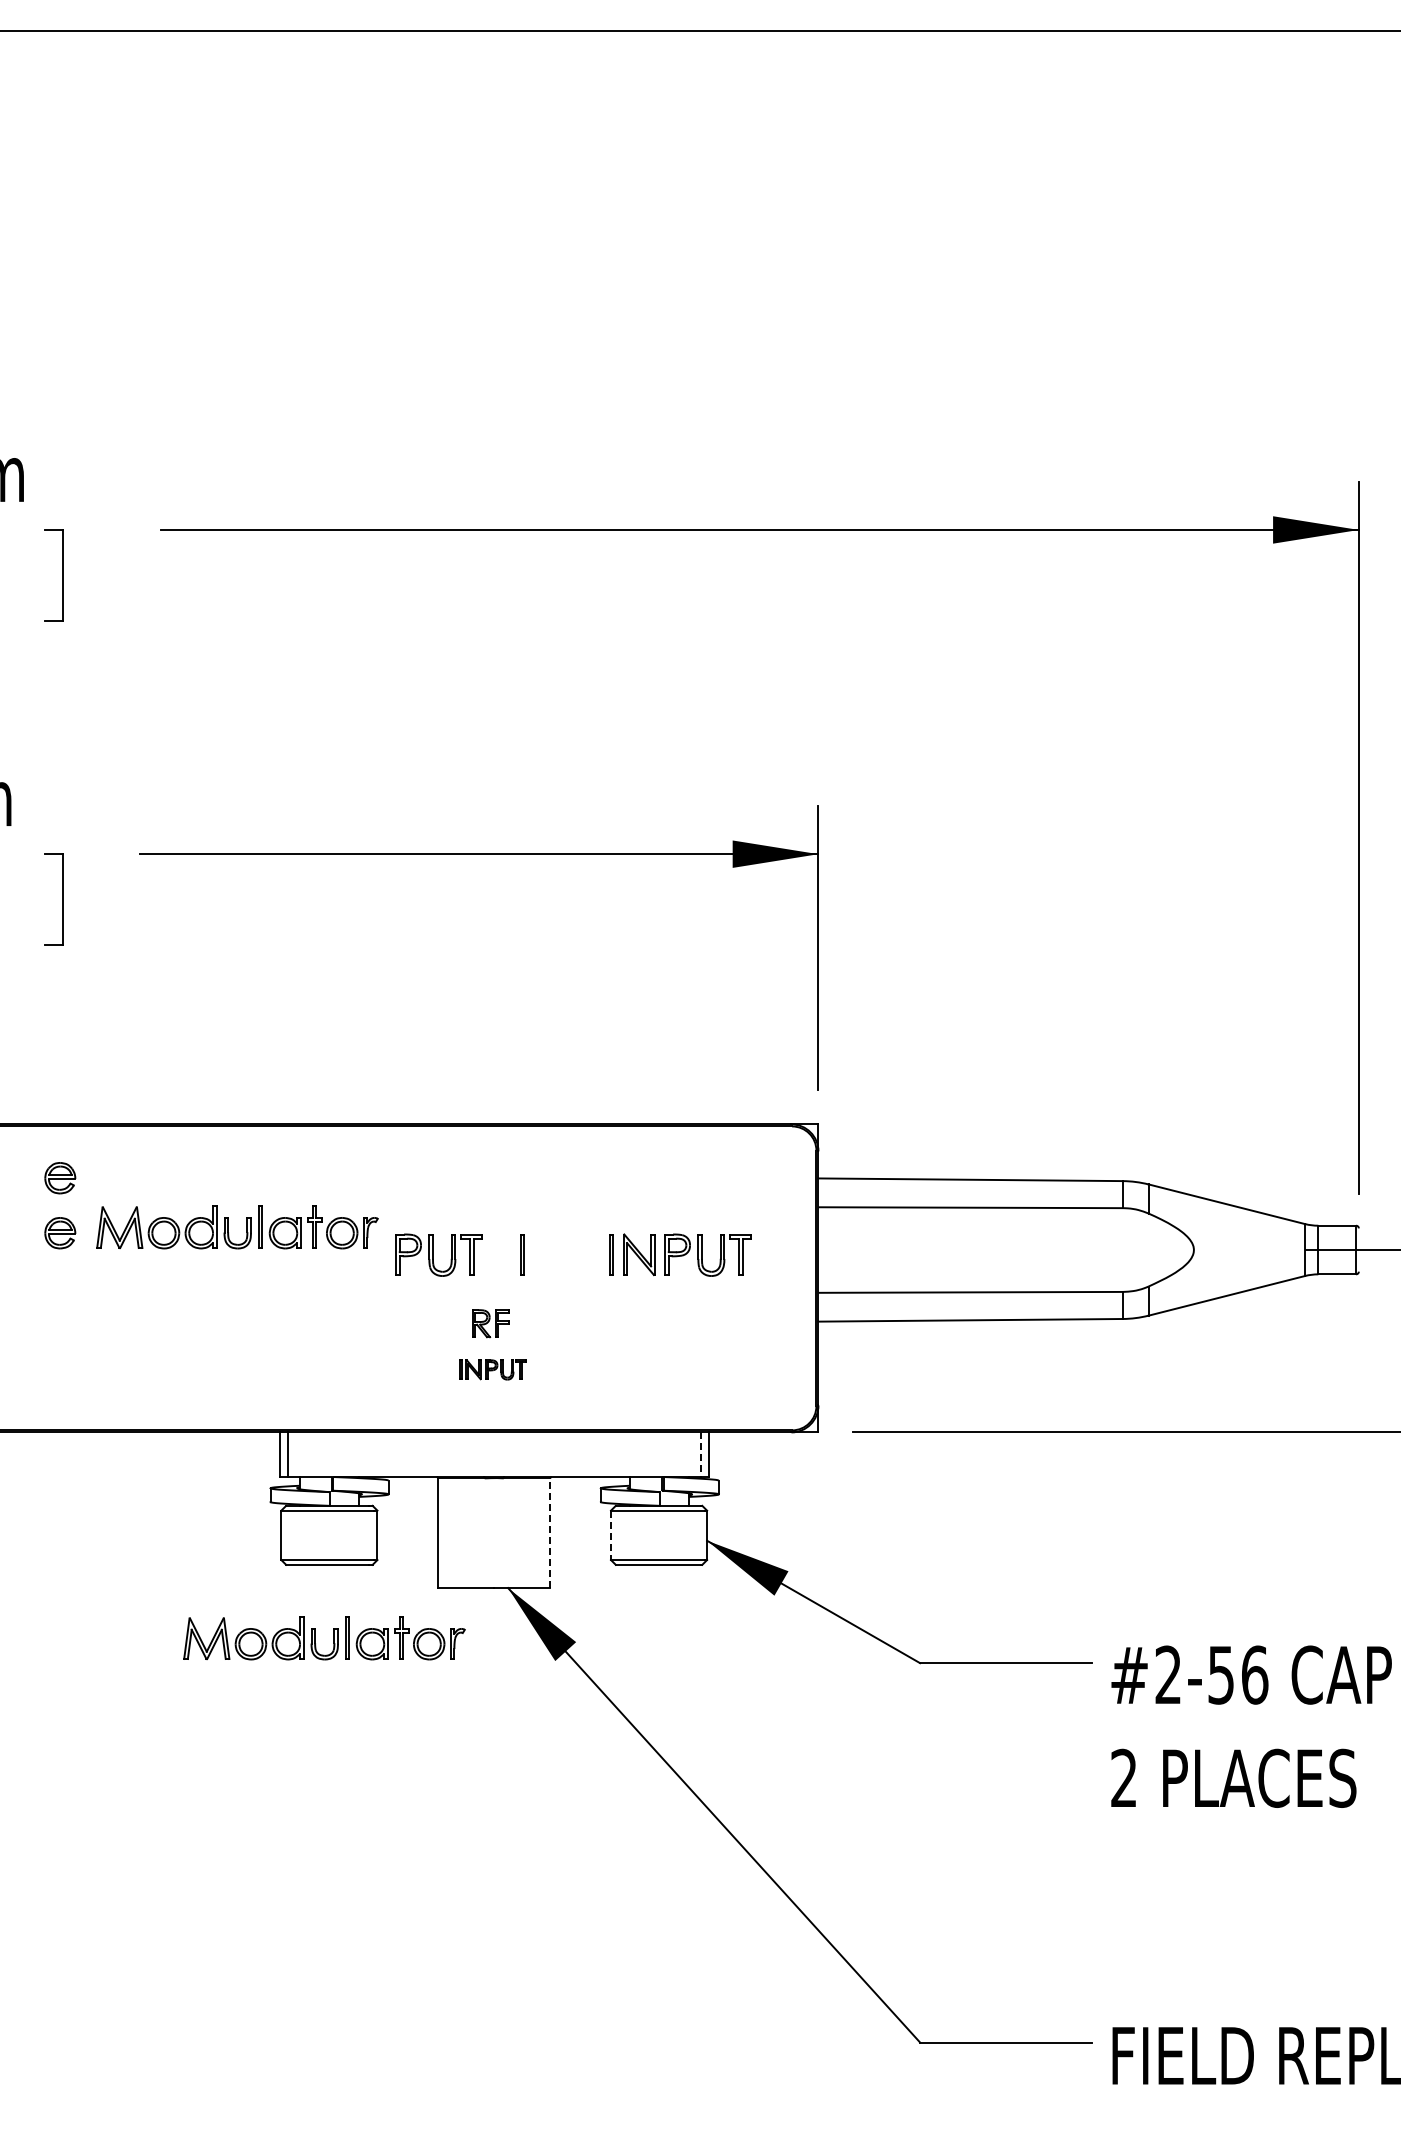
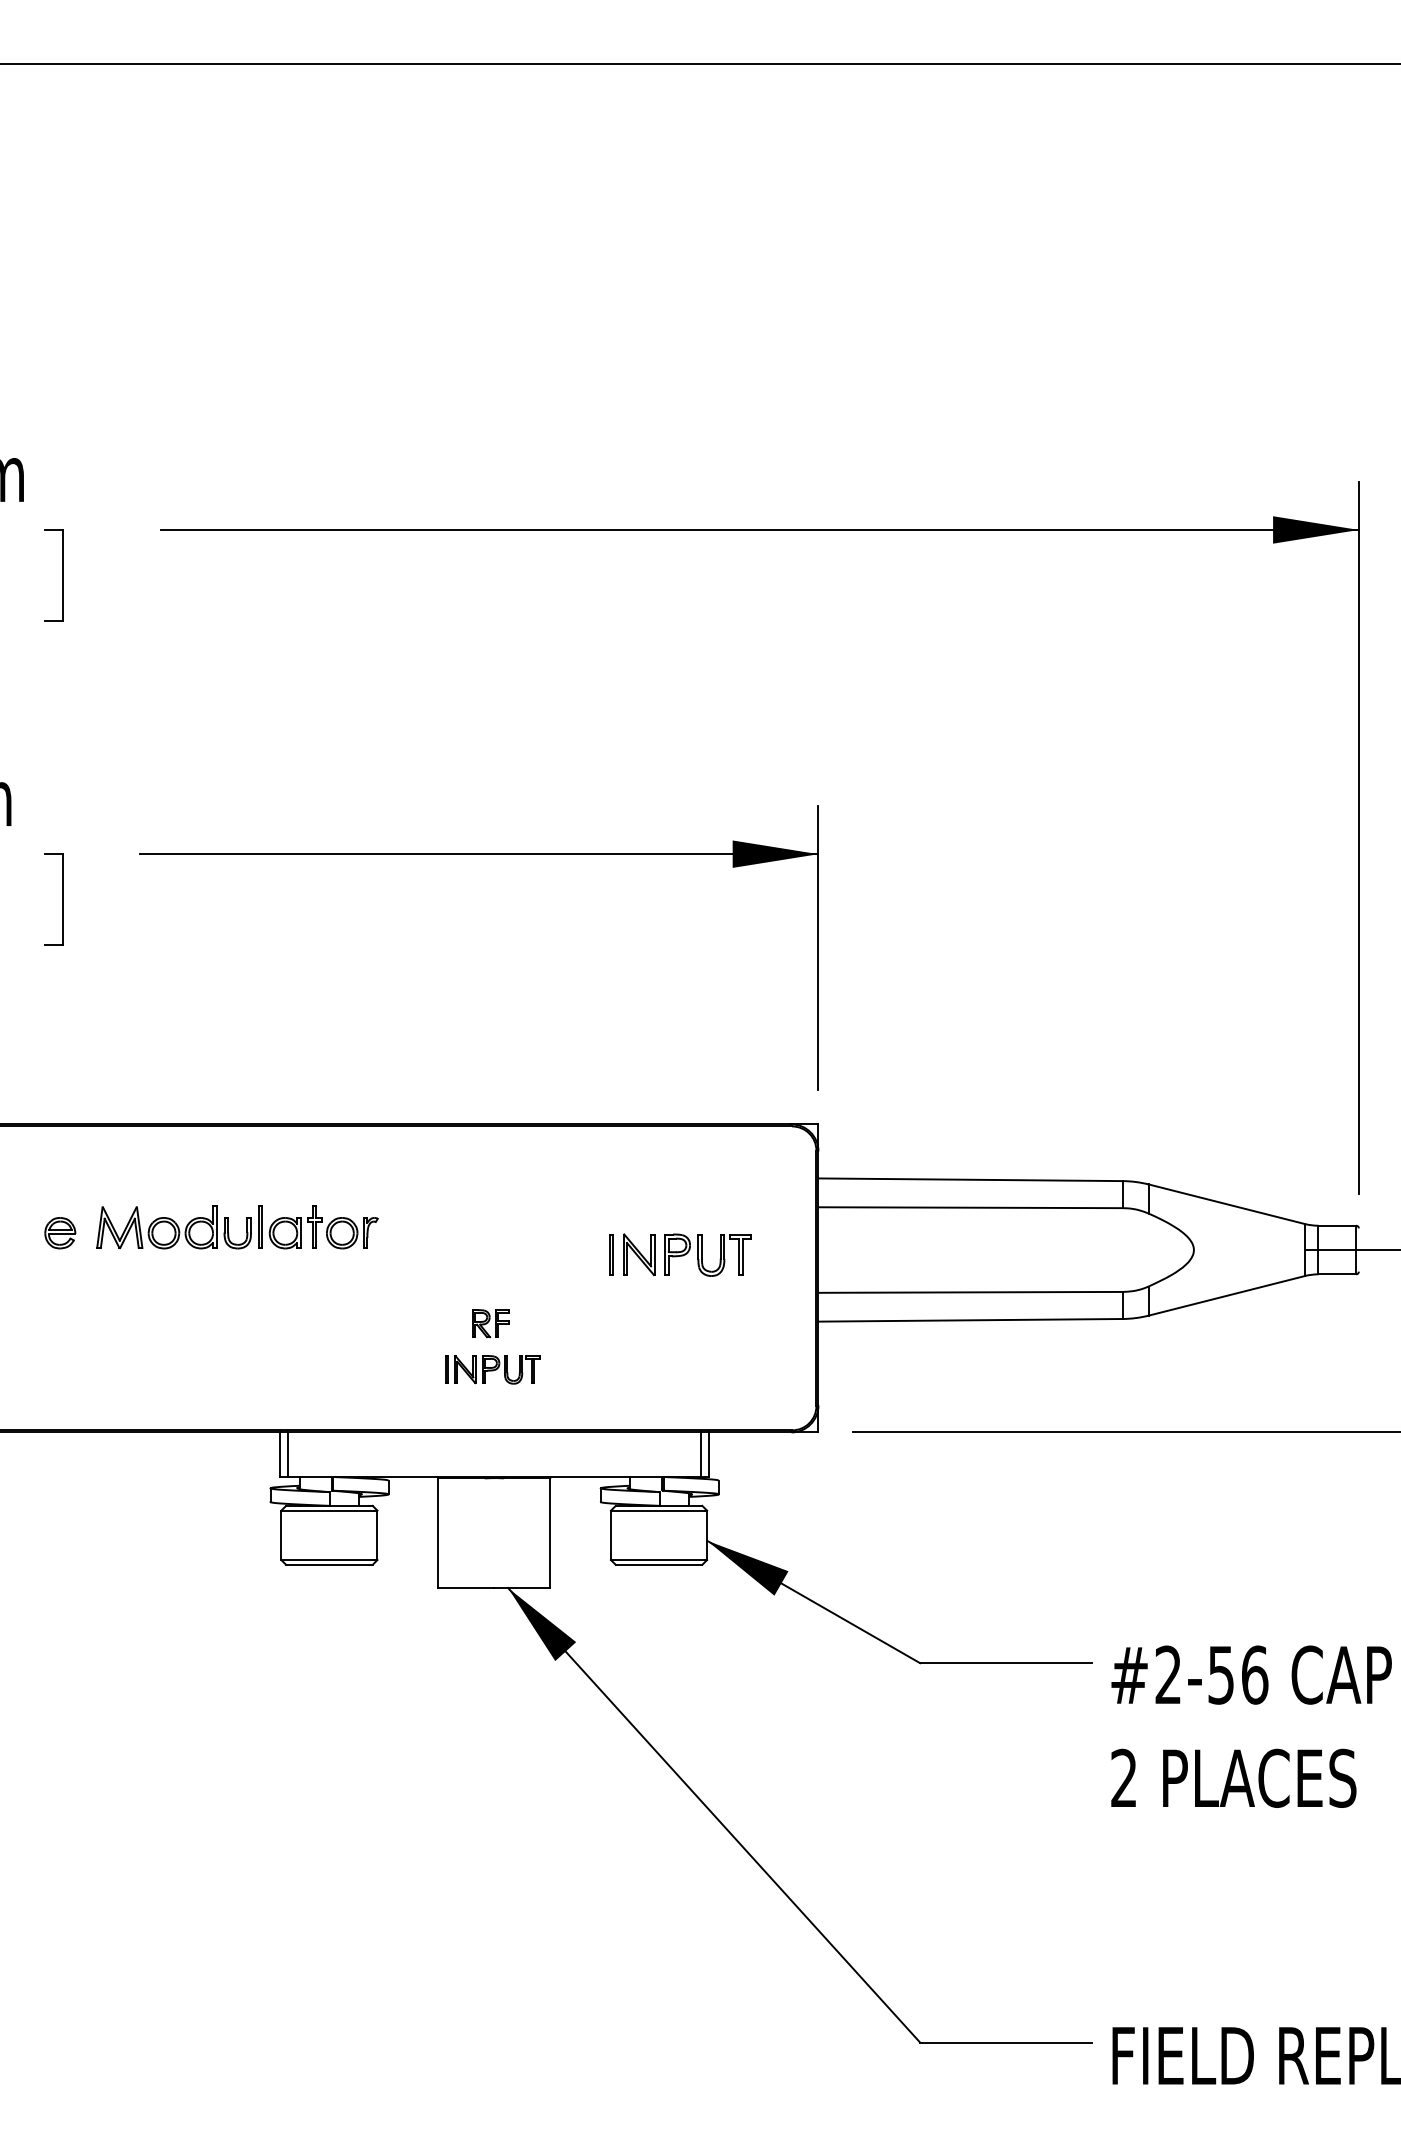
line position: (699, 31) -> (699, 64) (699, 64)
part: present -> none (60, 1178)
part: present -> none (438, 1254)
line: present -> none (521, 1254)
part size: 68x22 px -> 96x30 px (492, 1369)
line: dashed -> solid (700, 1455)
line: dashed -> solid (550, 1533)
line: dashed -> solid (611, 1535)
part: present -> none (315, 1638)
